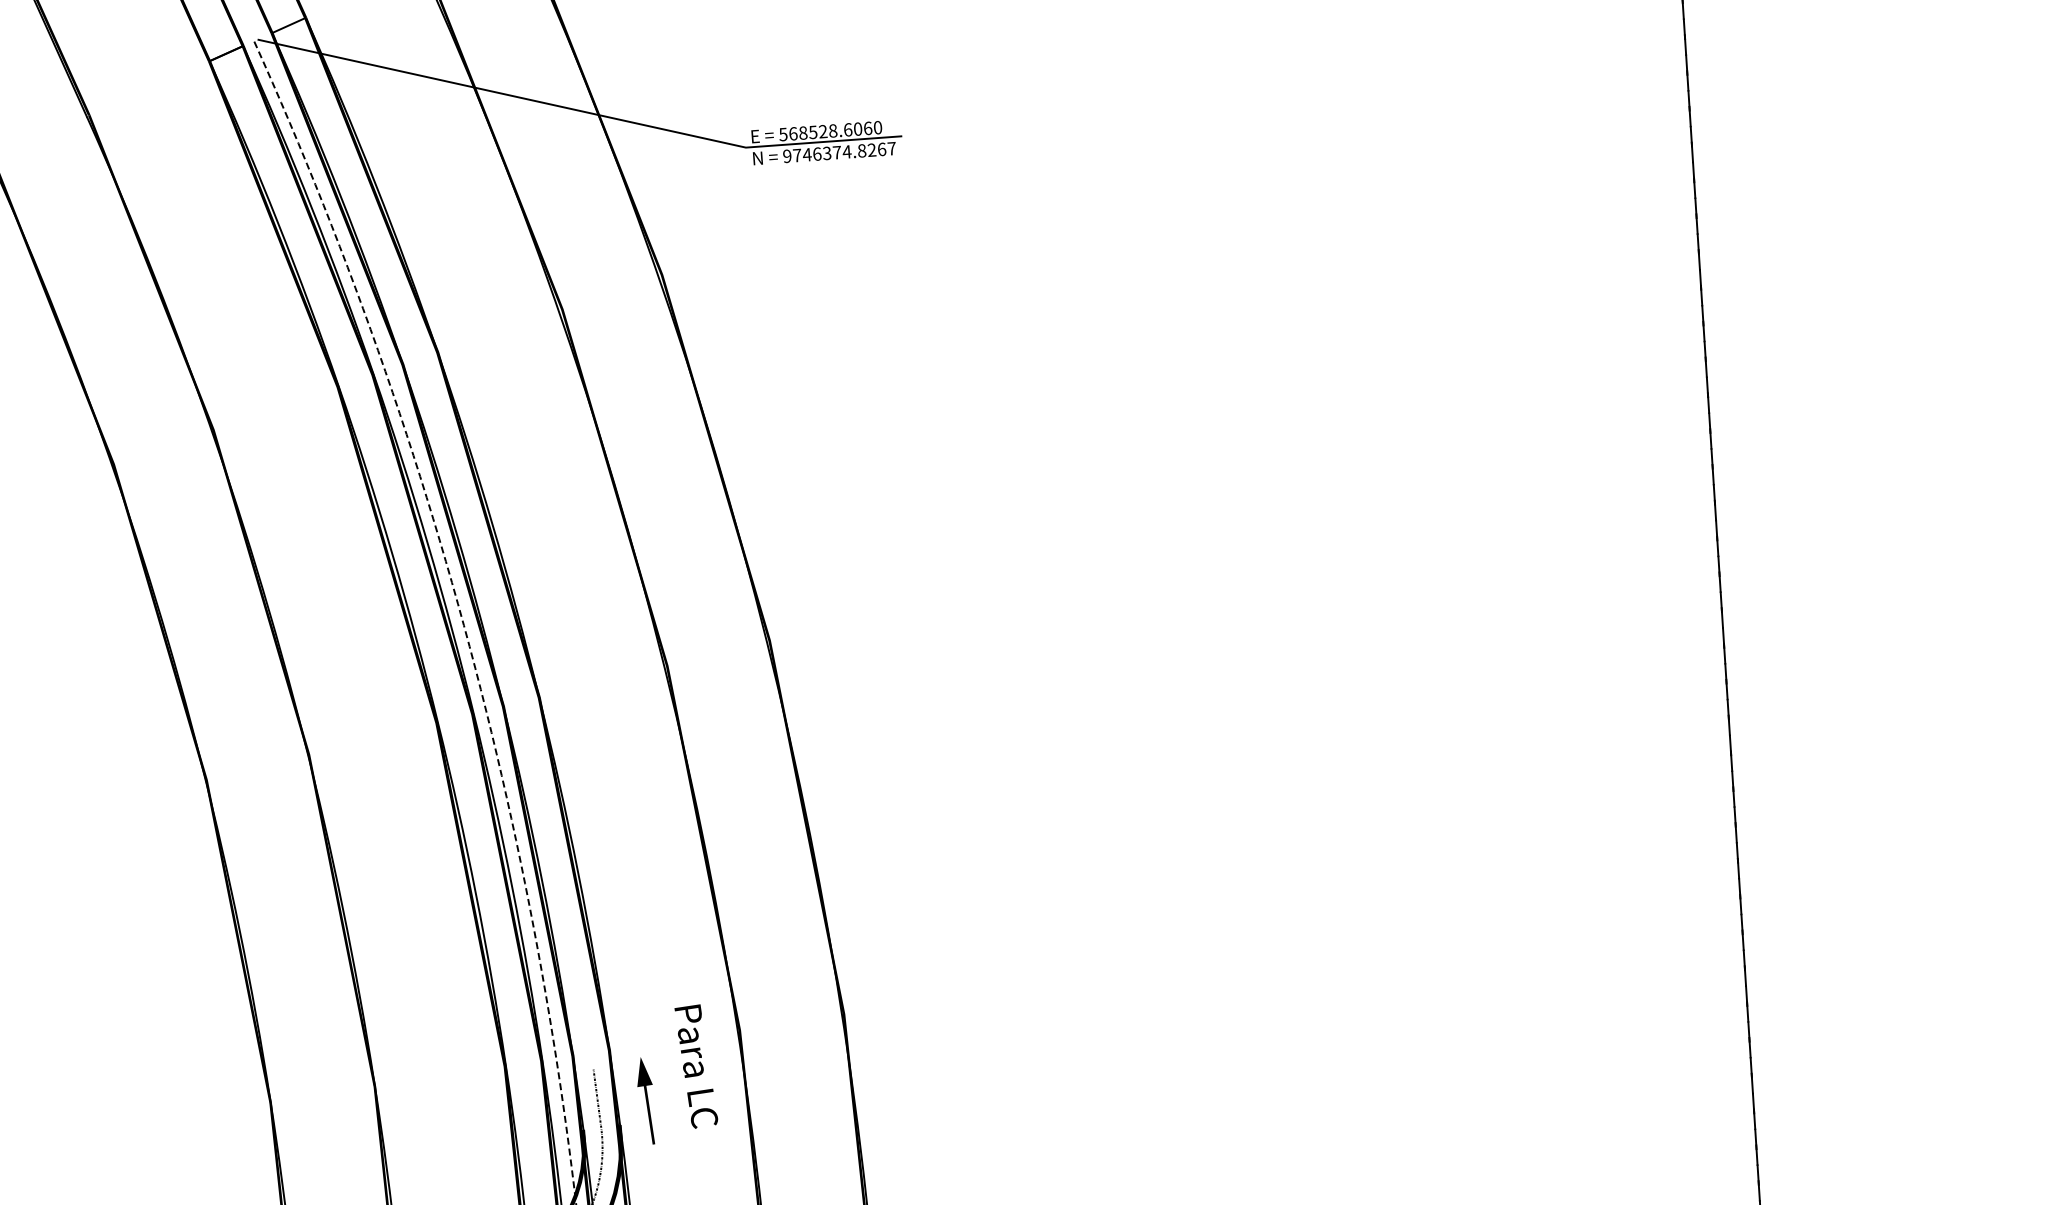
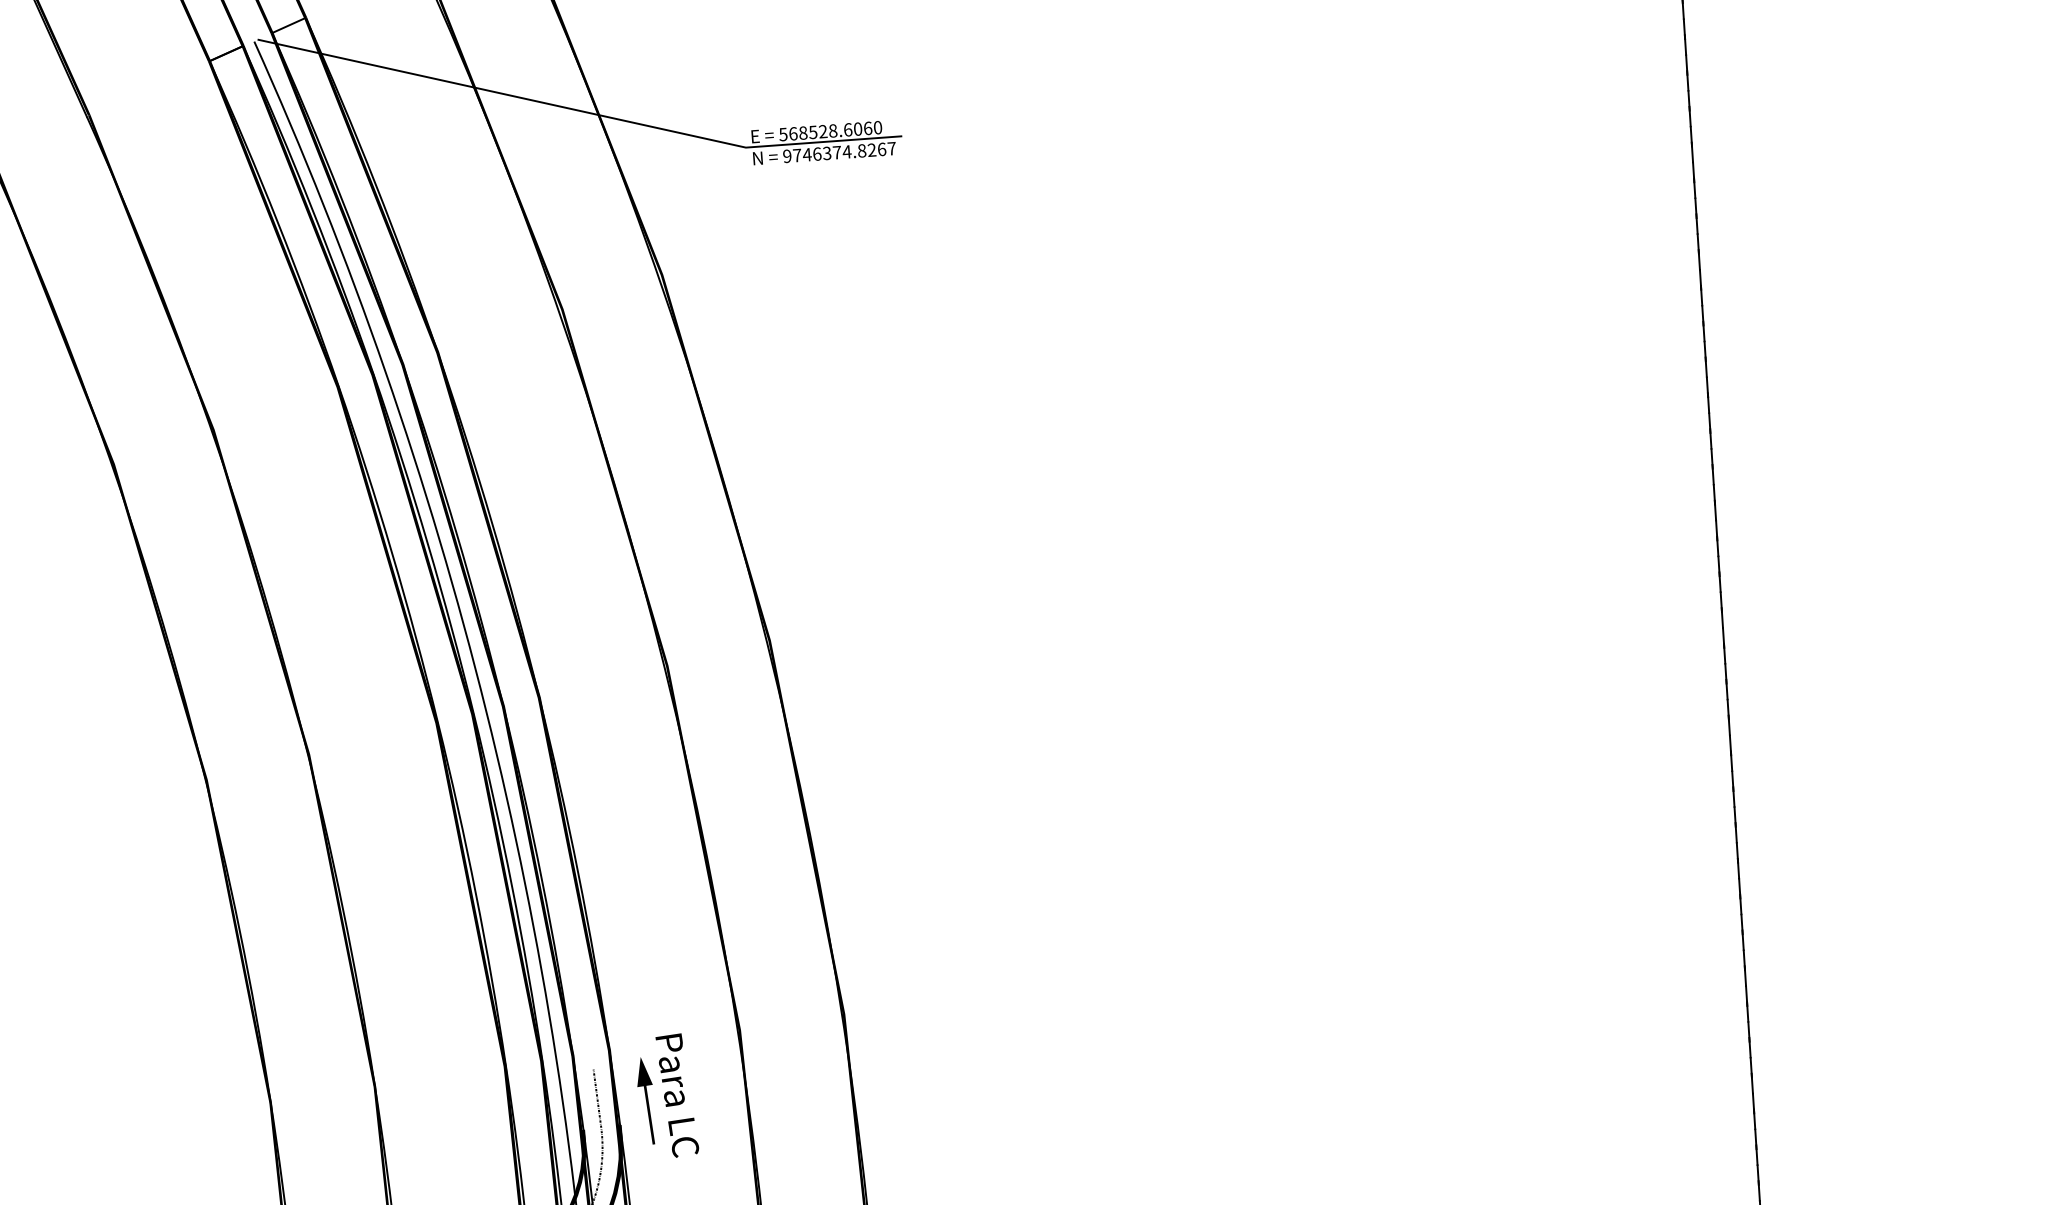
line: dashed -> solid (460, 612)
text position: (696, 1066) -> (677, 1095) (677, 1095)
